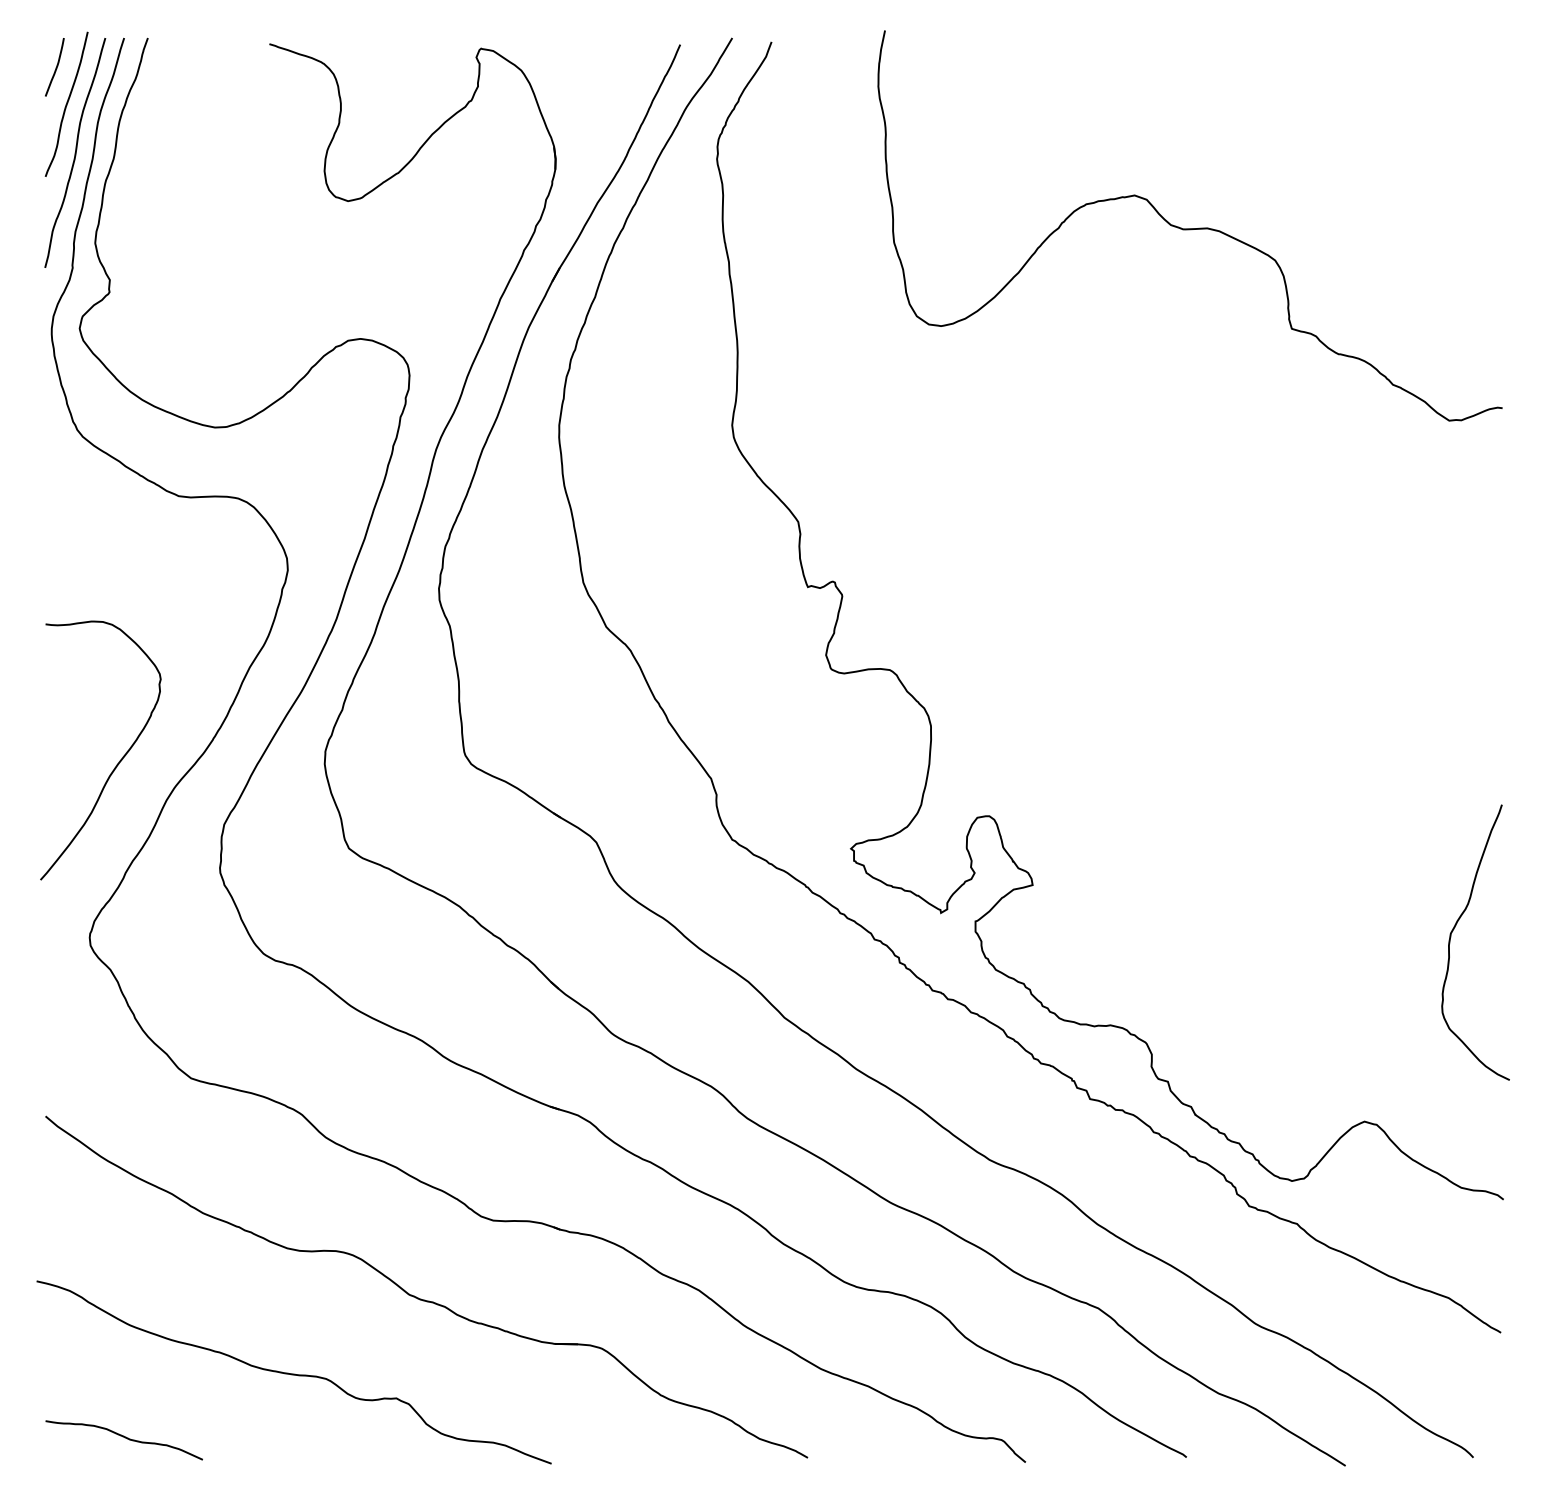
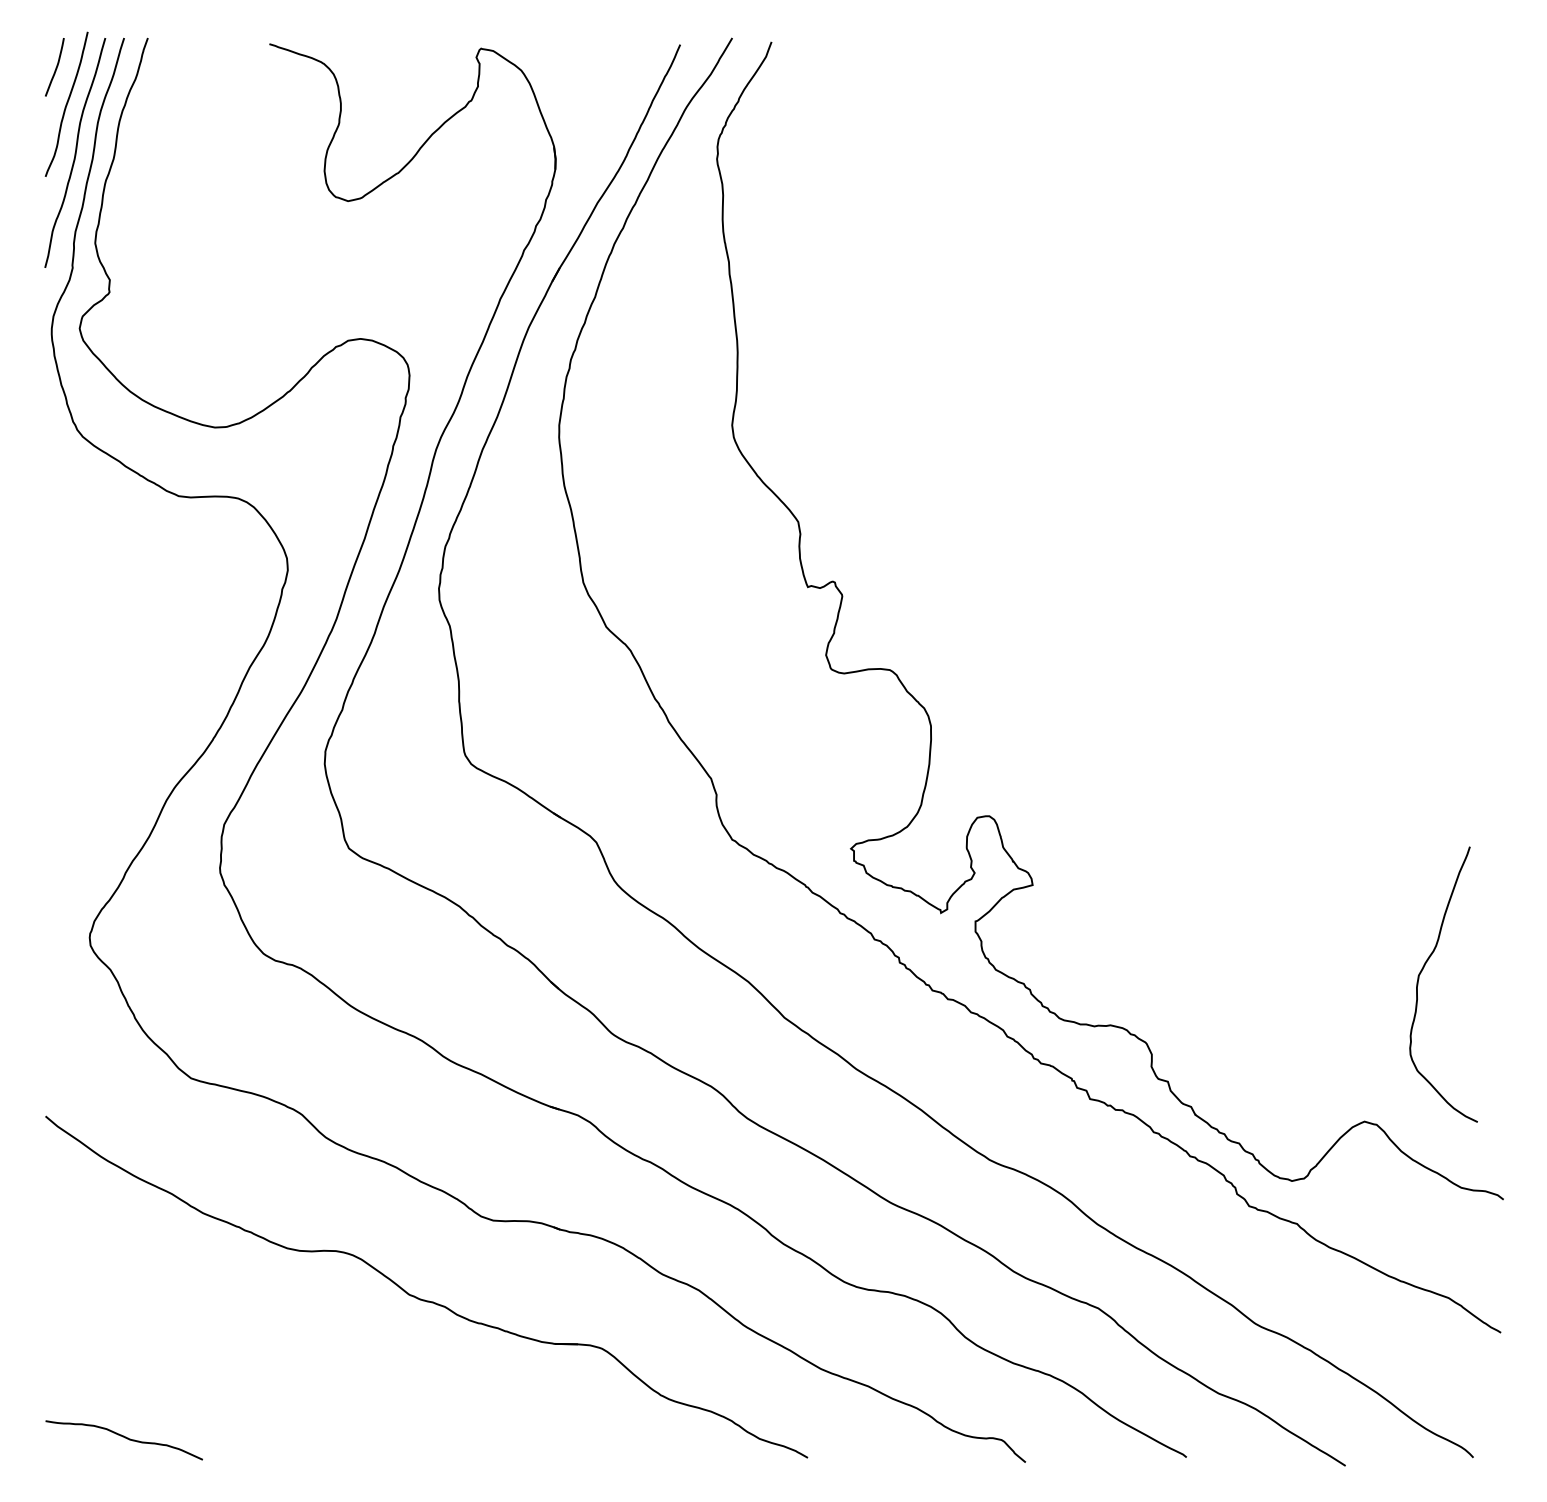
curve: present -> none (1189, 228)
curve: present -> none (116, 764)
curve position: (1451, 937) -> (1419, 979) (1419, 979)
curve: present -> none (293, 1373)
